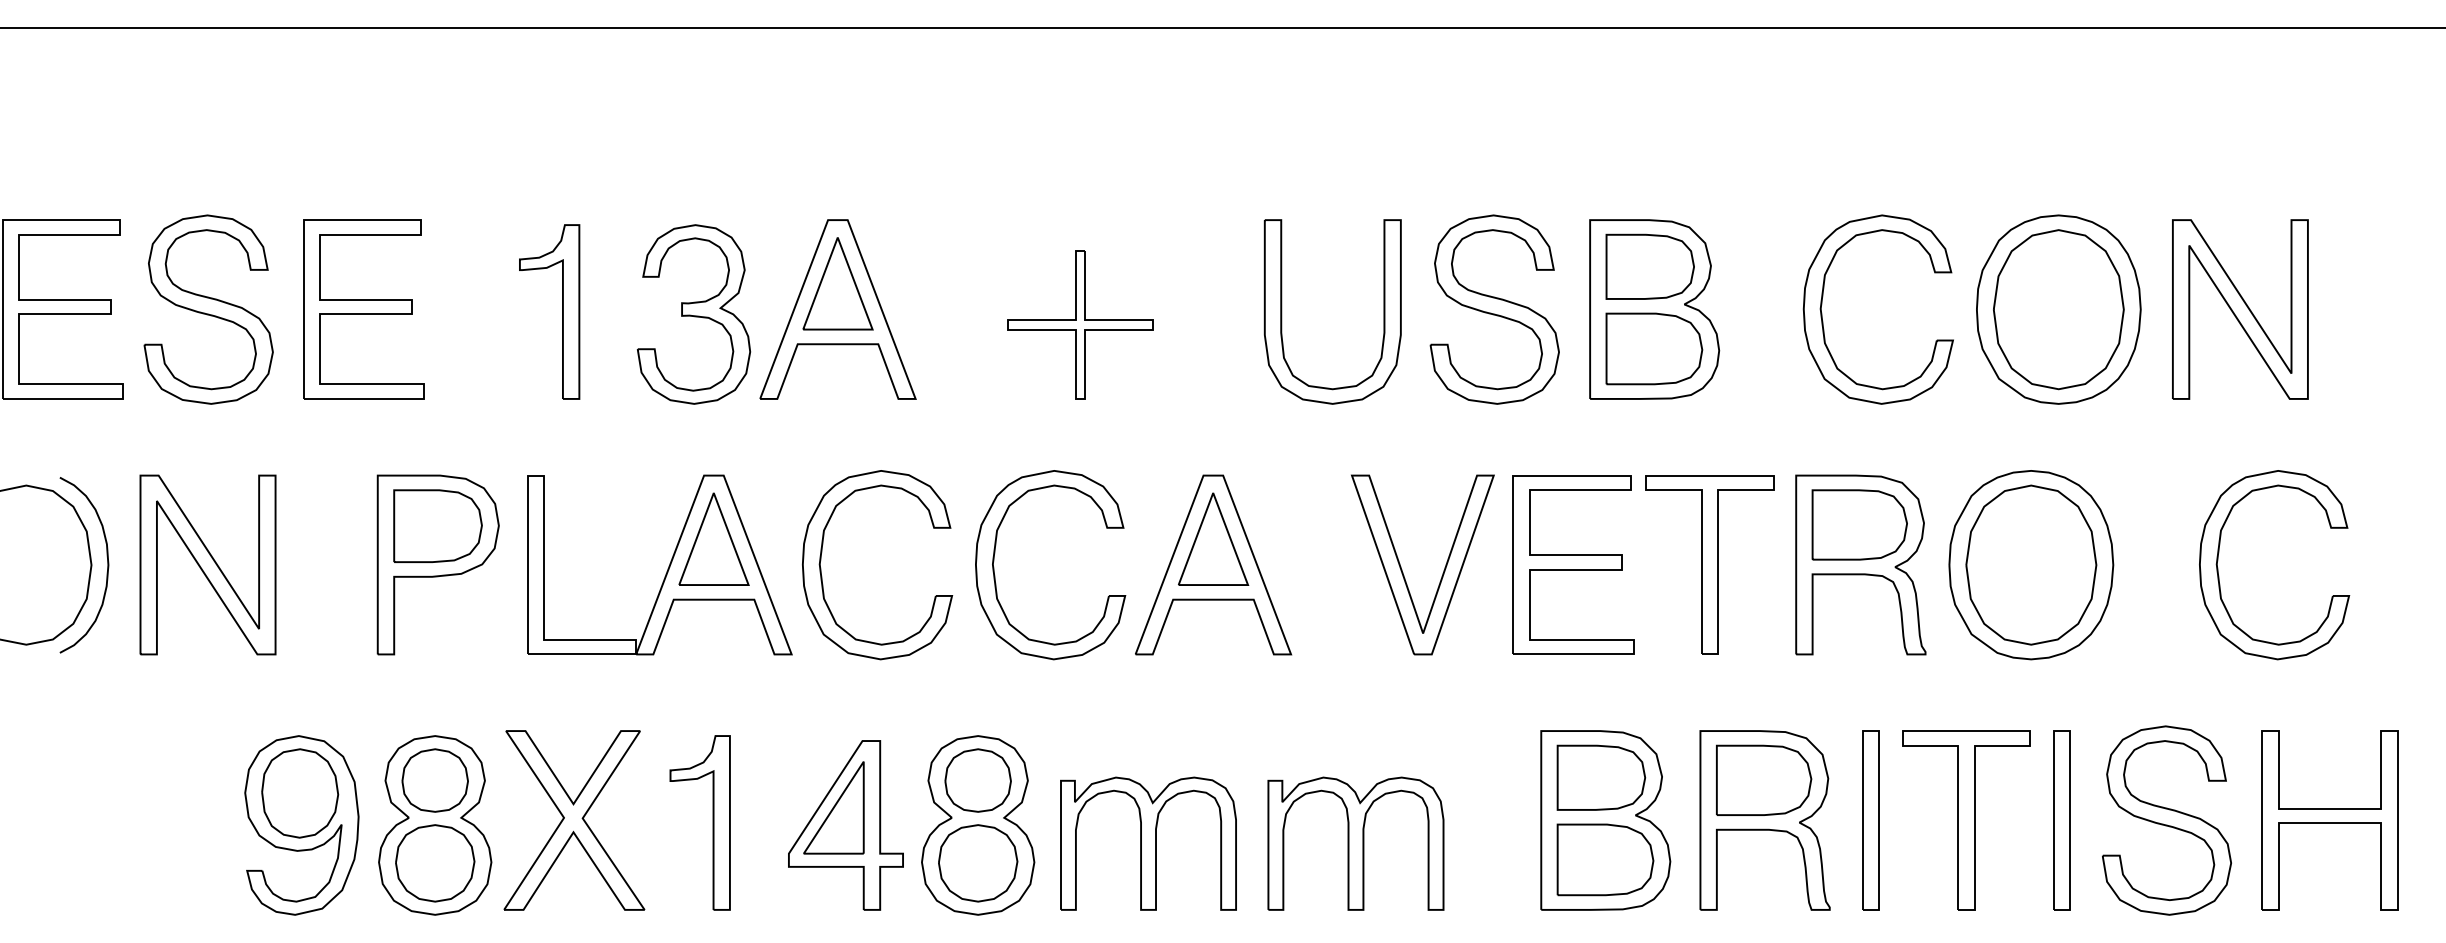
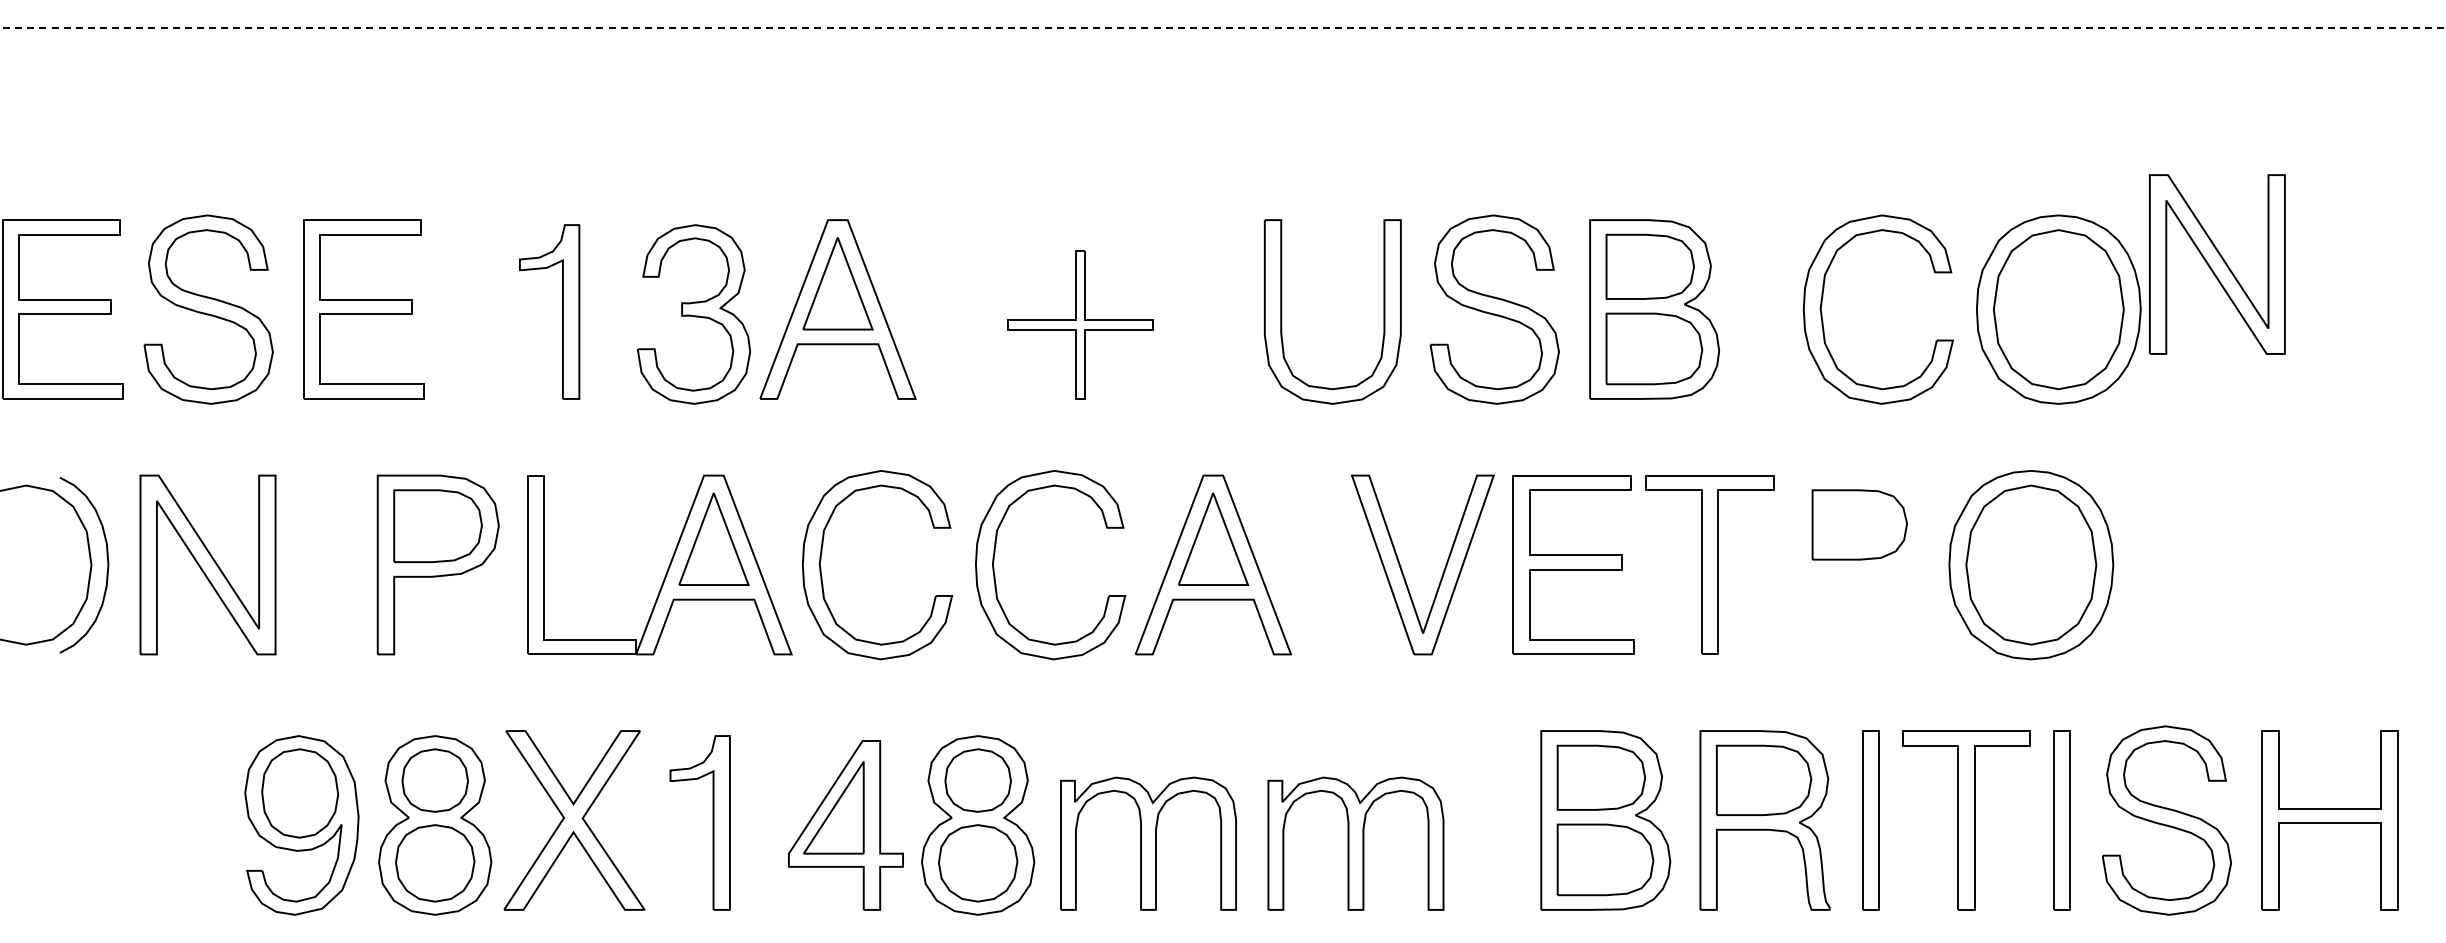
line: solid -> dashed (1223, 28)
part position: (2240, 309) -> (2217, 264) (2217, 264)
part: present -> none (1860, 564)
part: present -> none (2218, 567)
